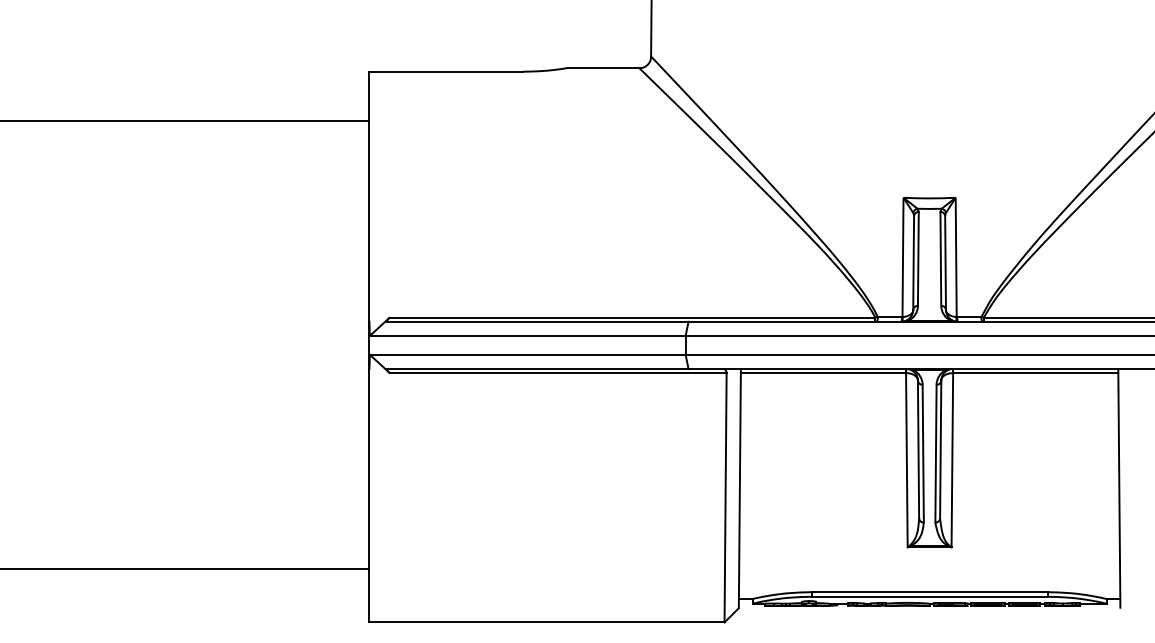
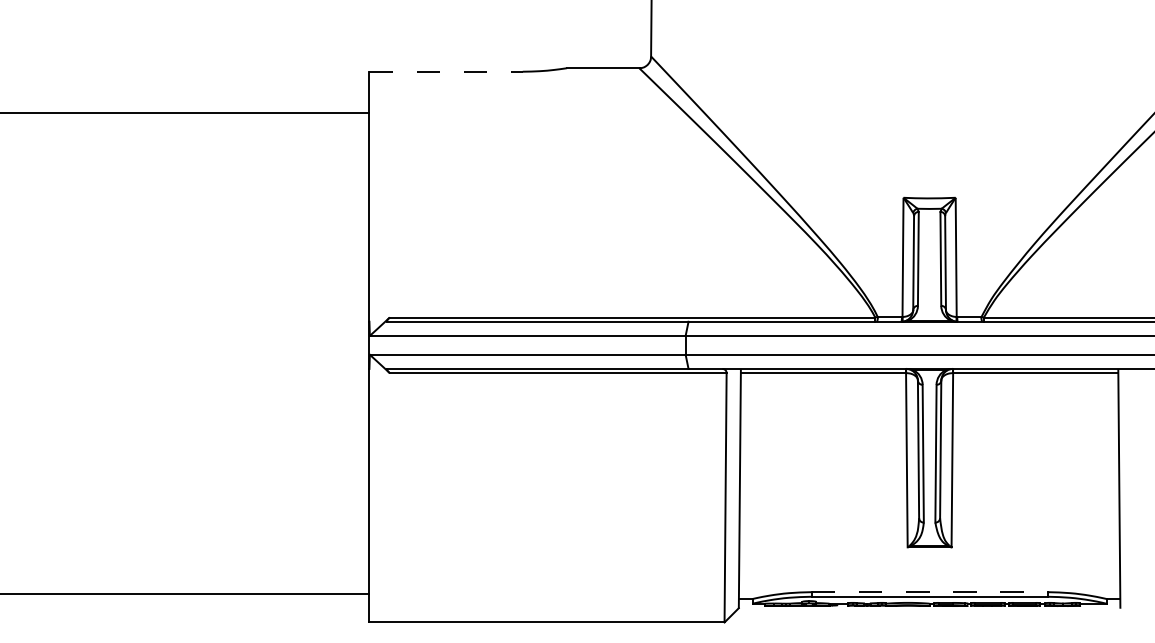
line: solid -> dashed (446, 71)
line position: (185, 121) -> (185, 113) (185, 113)
line position: (185, 569) -> (185, 594) (185, 594)
line: solid -> dashed (929, 592)
